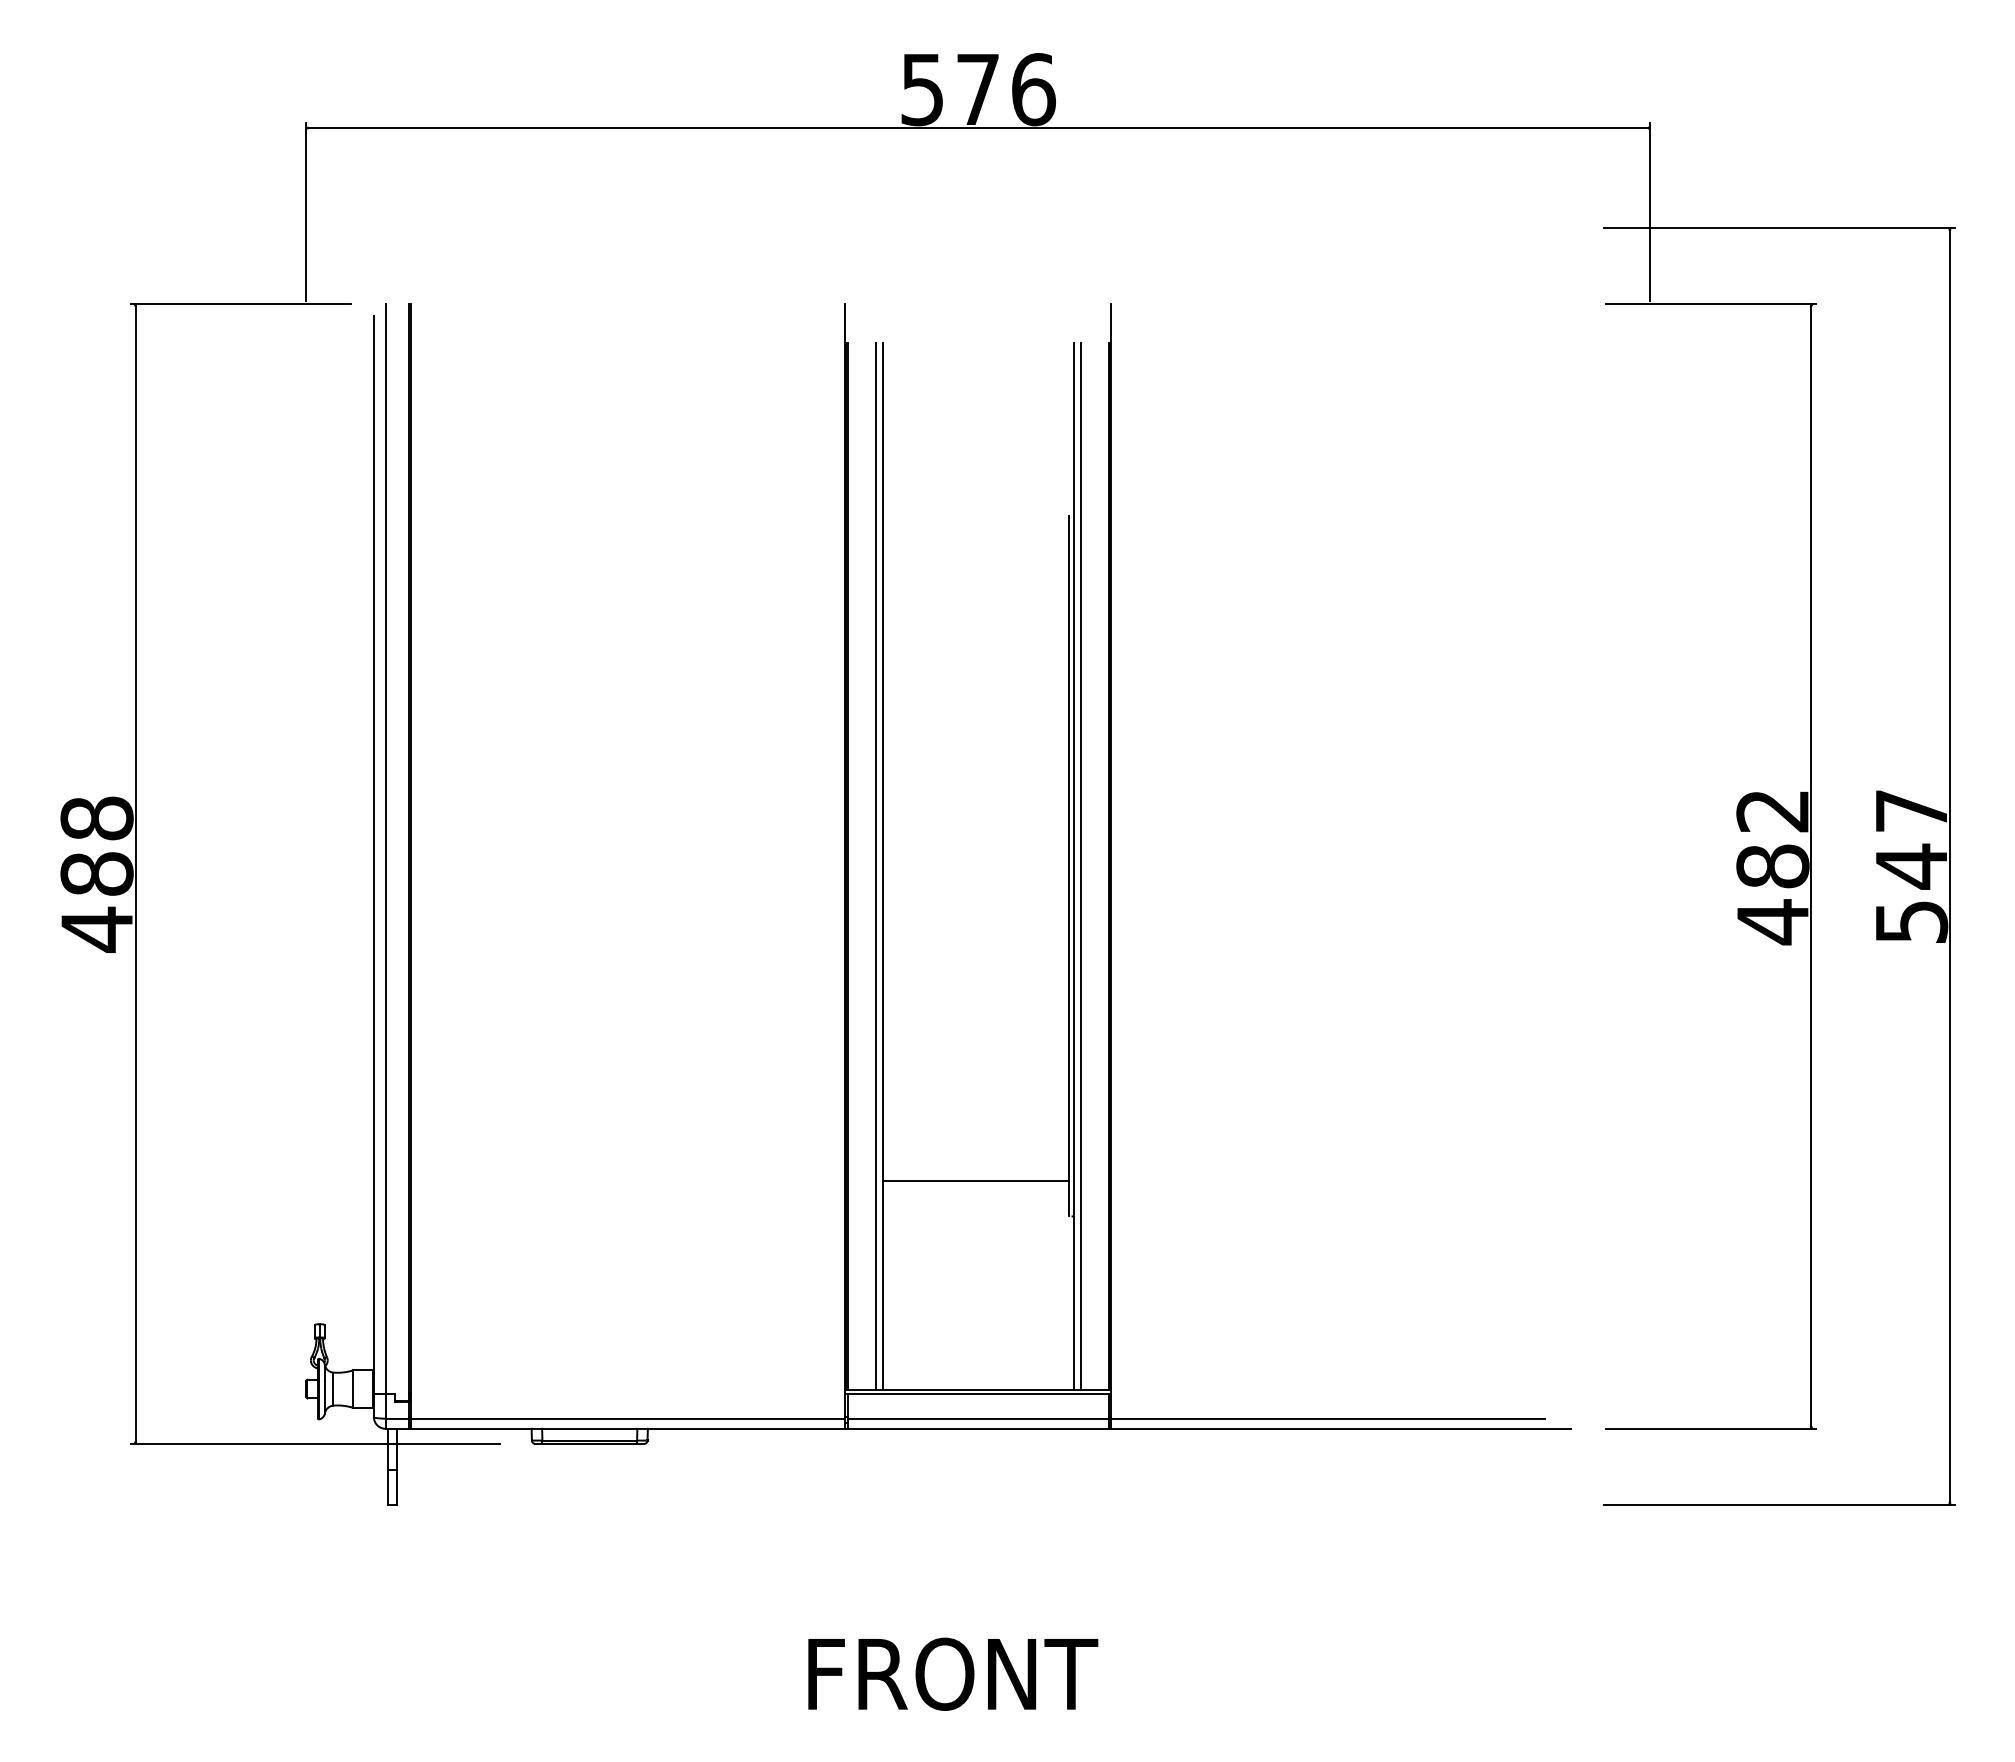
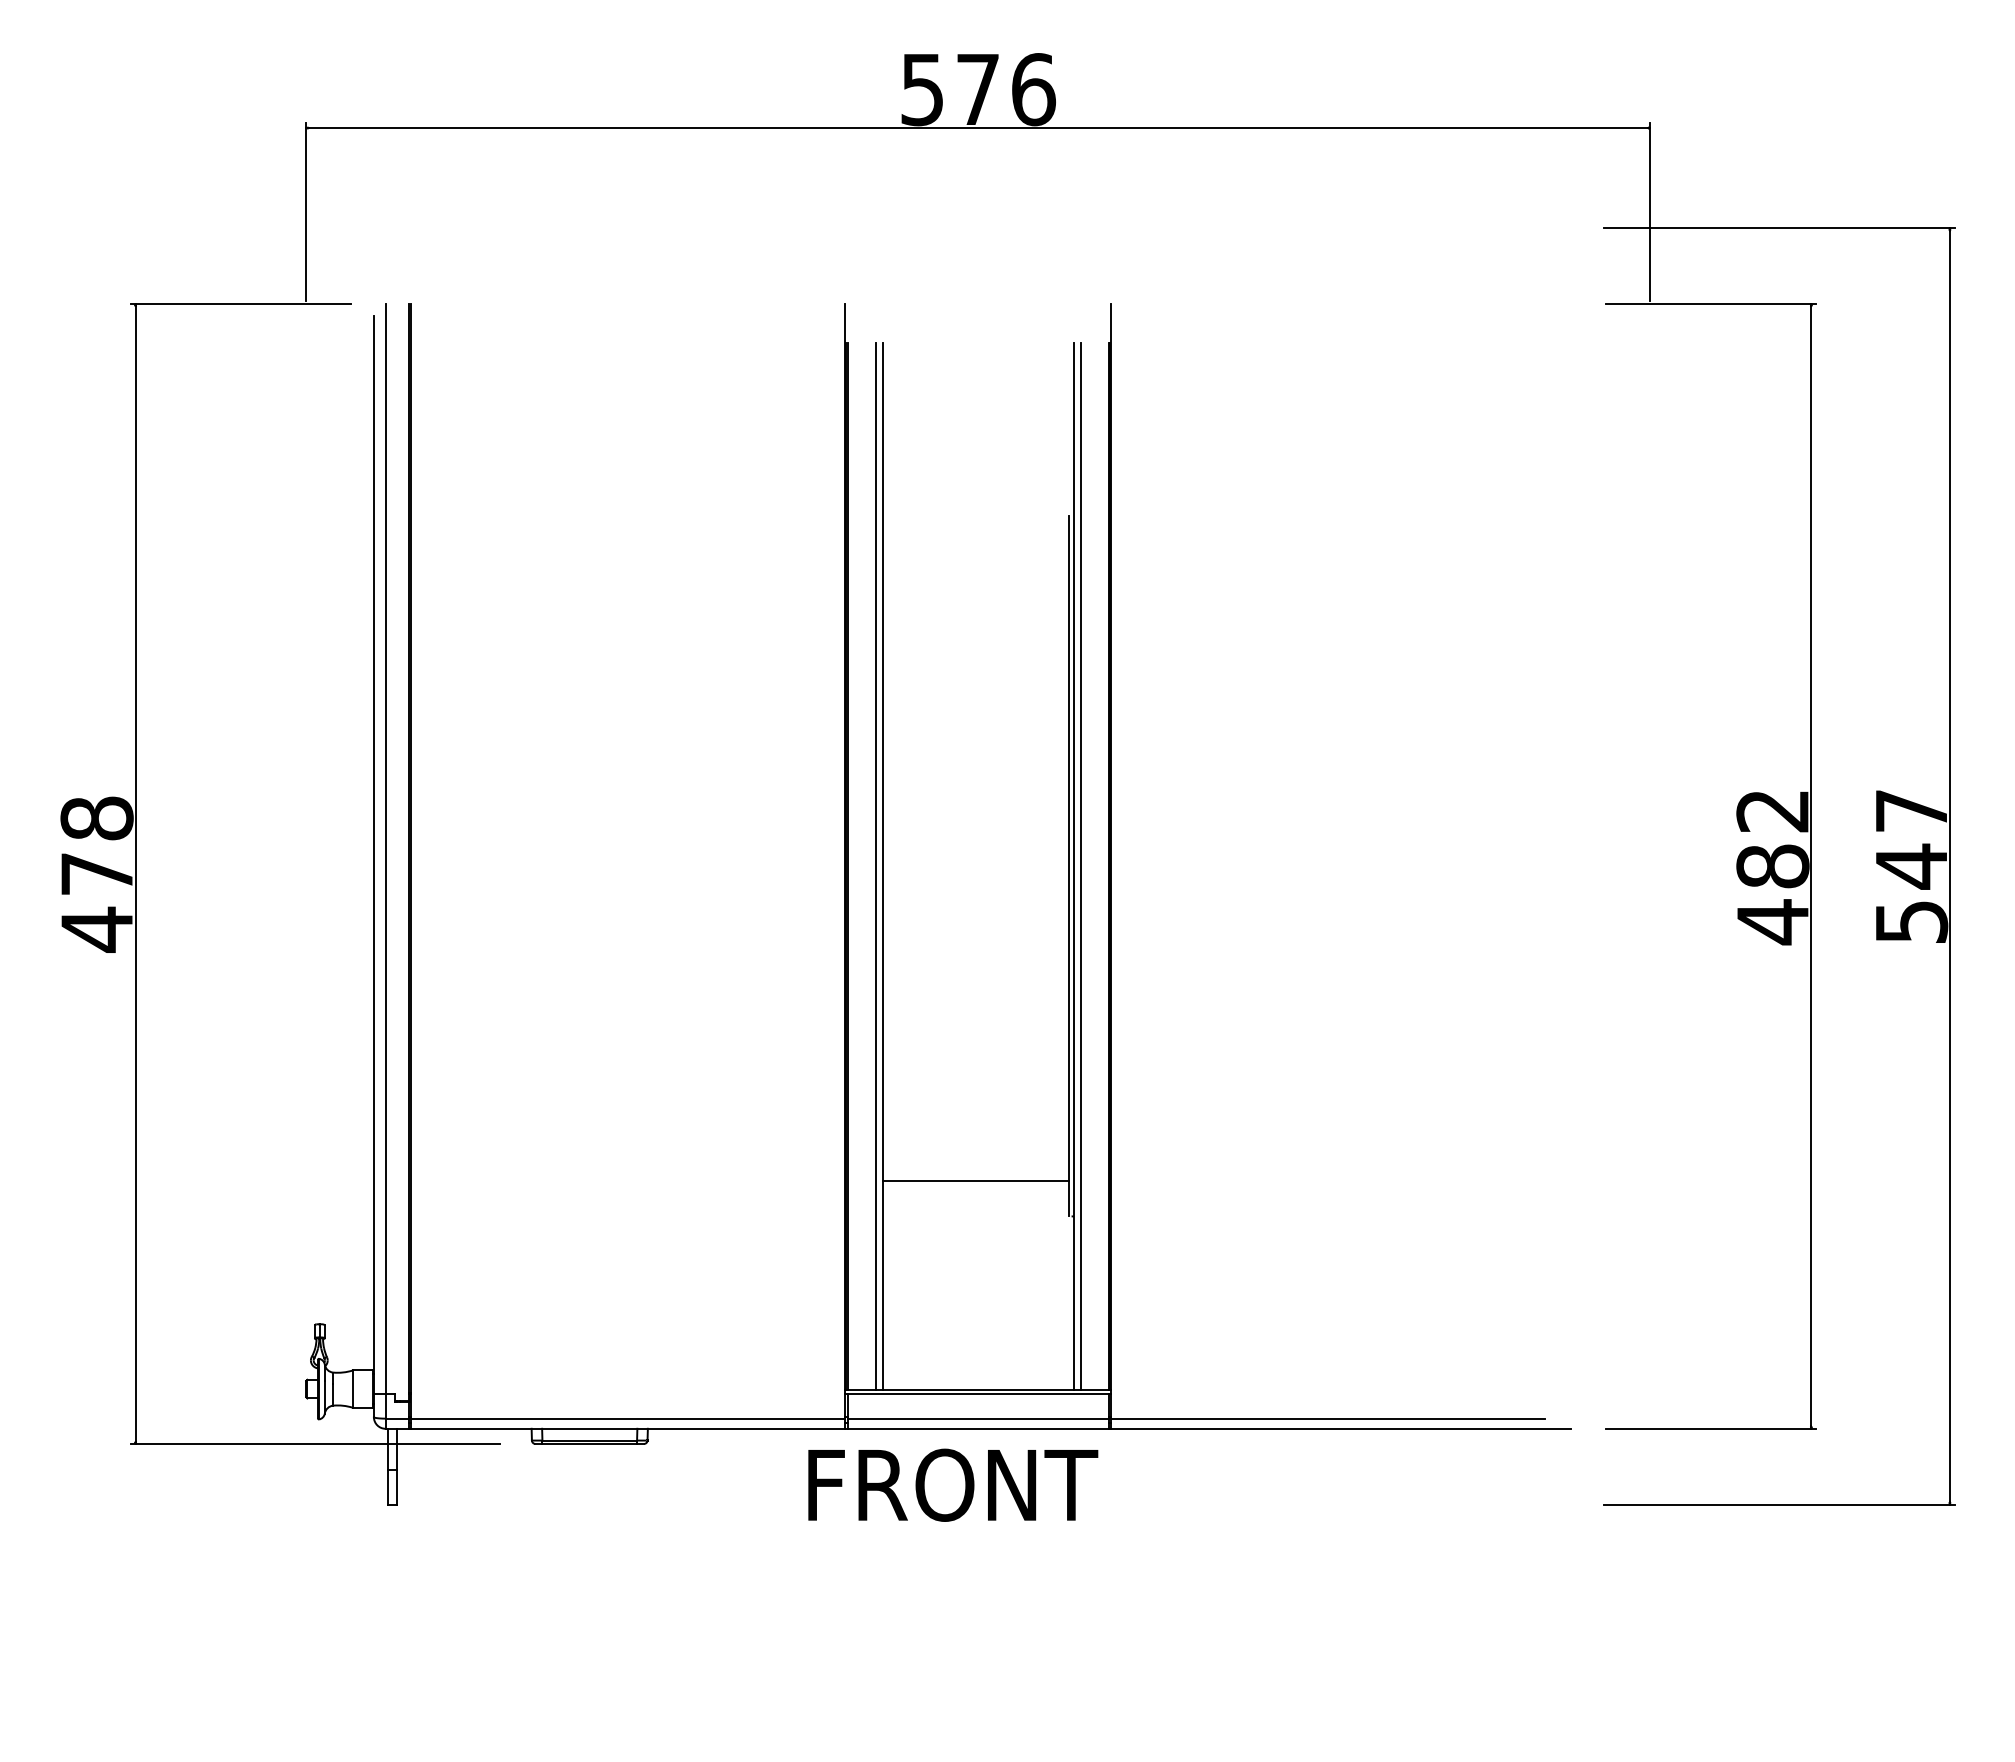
text: 488 -> 478 (96, 873)
text position: (953, 1673) -> (953, 1484) (953, 1484)
